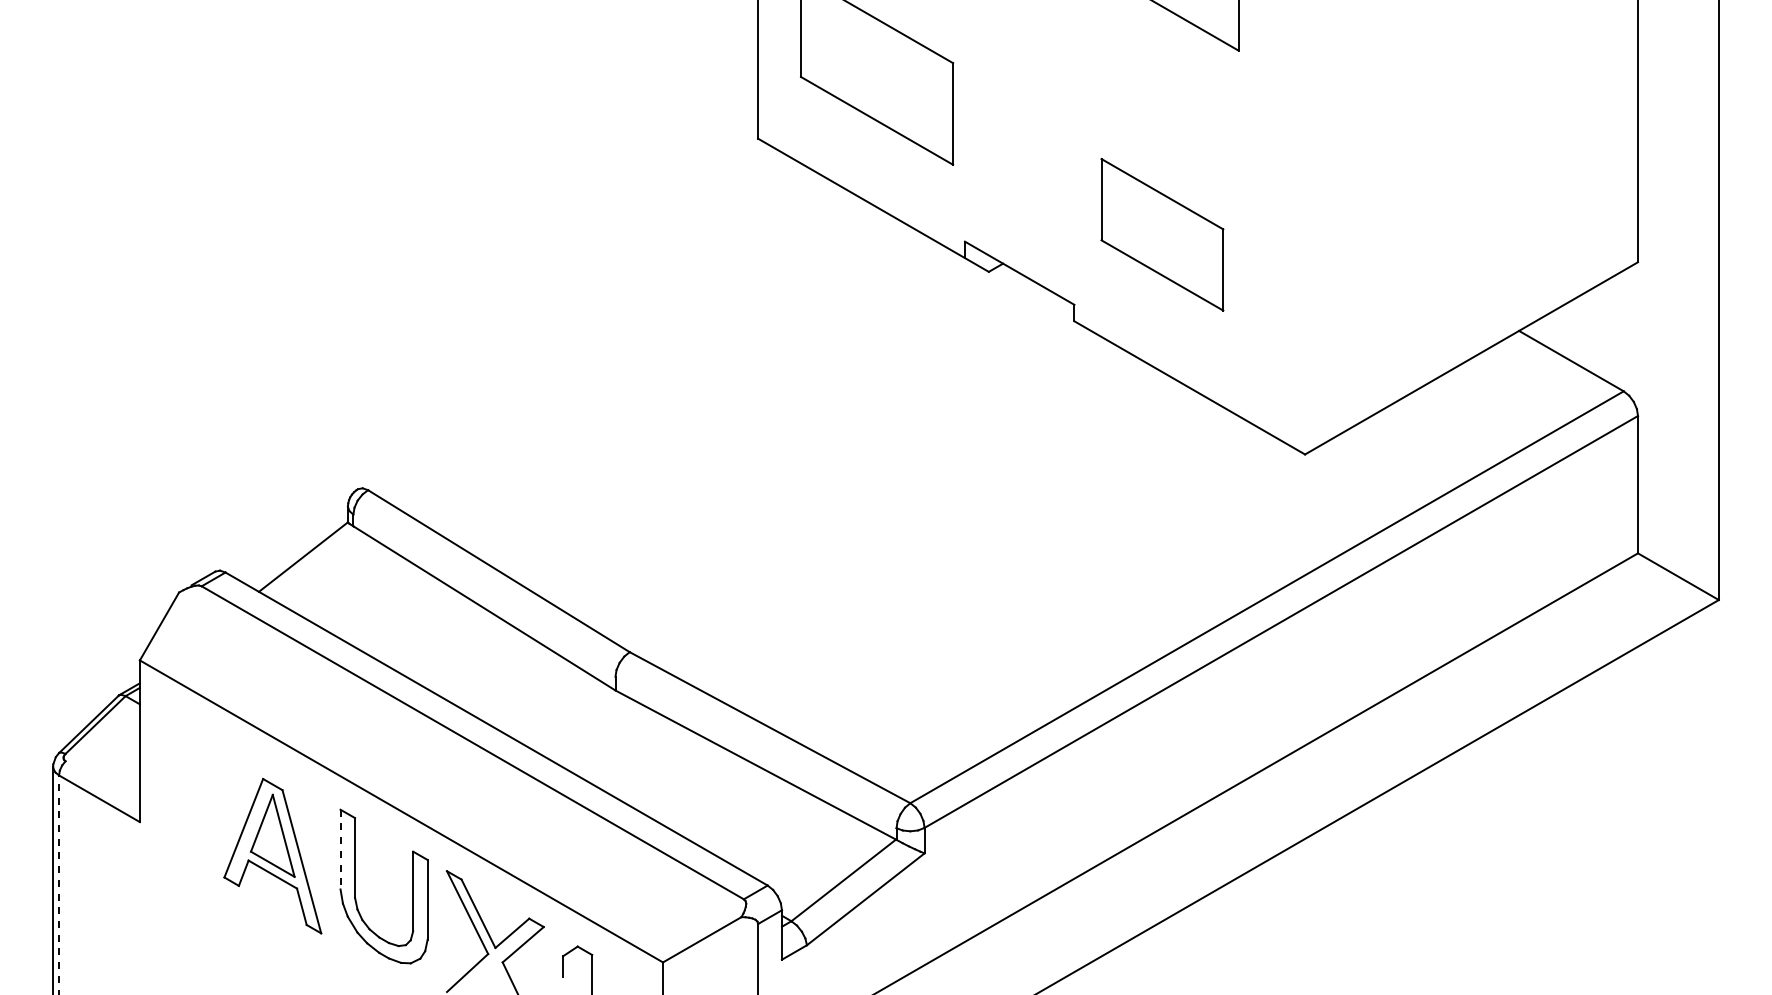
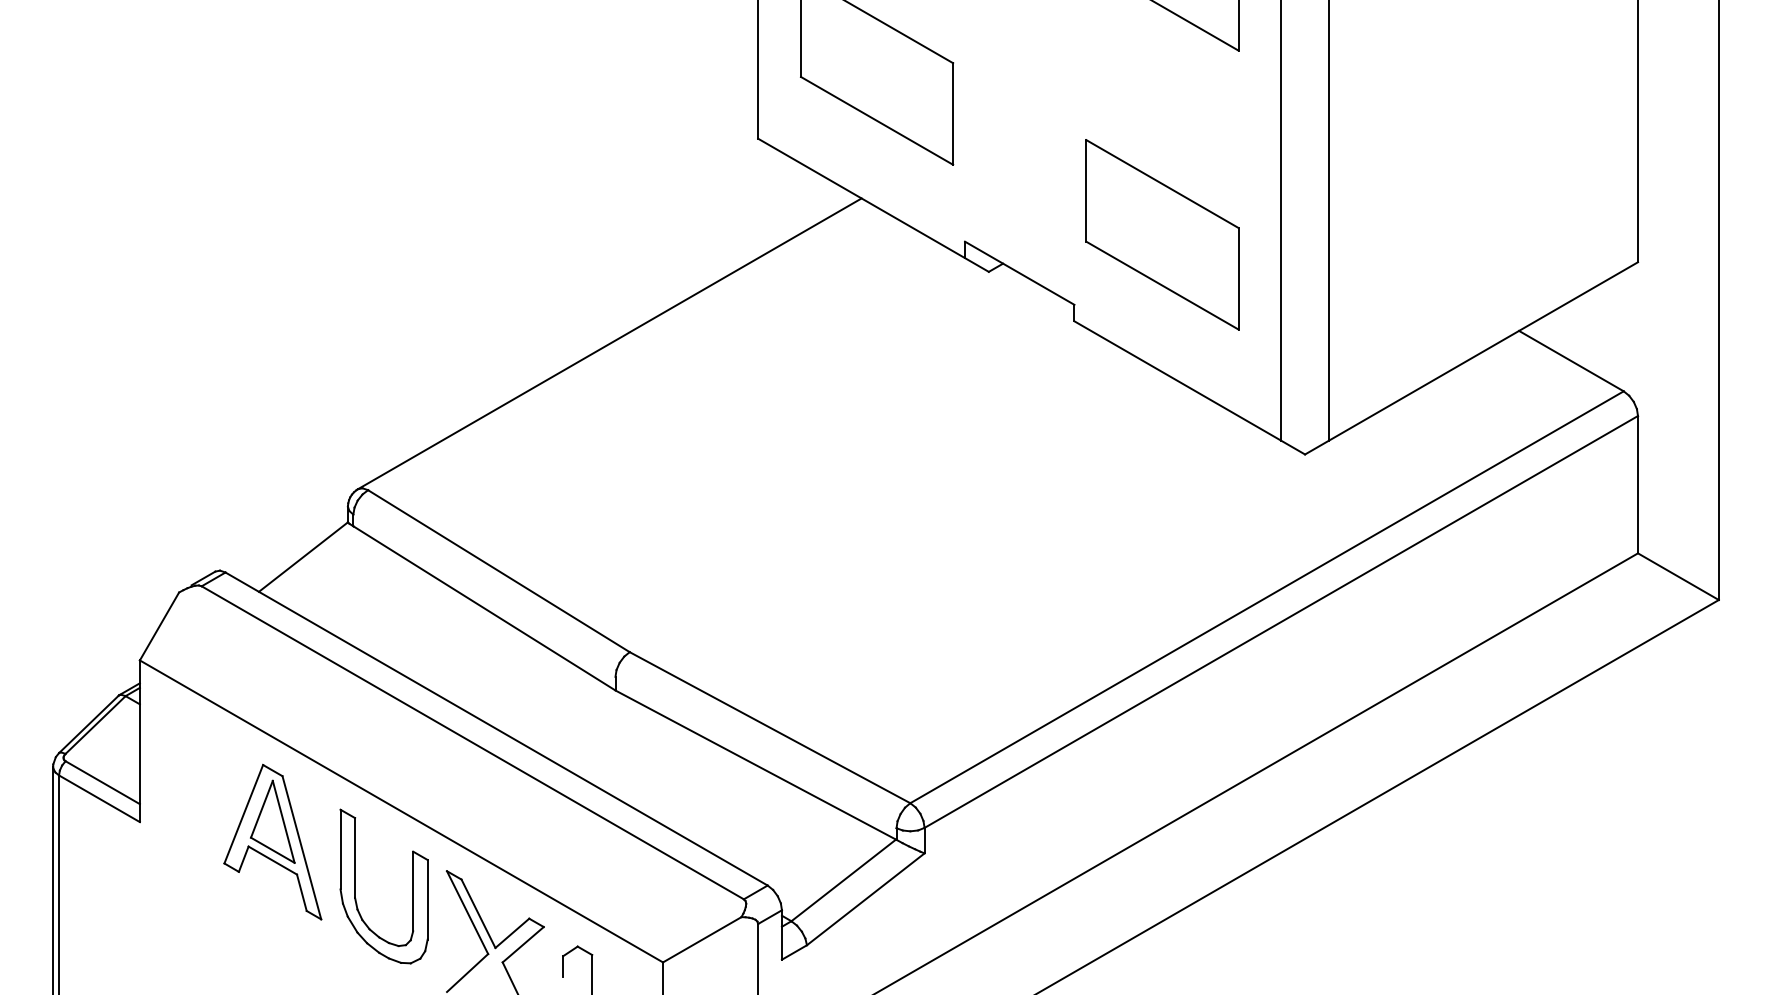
line: none -> present (1281, 221)
line: none -> present (1328, 221)
part size: 125x154 px -> 155x192 px (1162, 234)
line: none -> present (609, 343)
line: none -> present (102, 782)
line: dashed -> solid (340, 849)
part position: (272, 855) -> (272, 841) (272, 841)
line: dashed -> solid (59, 884)
